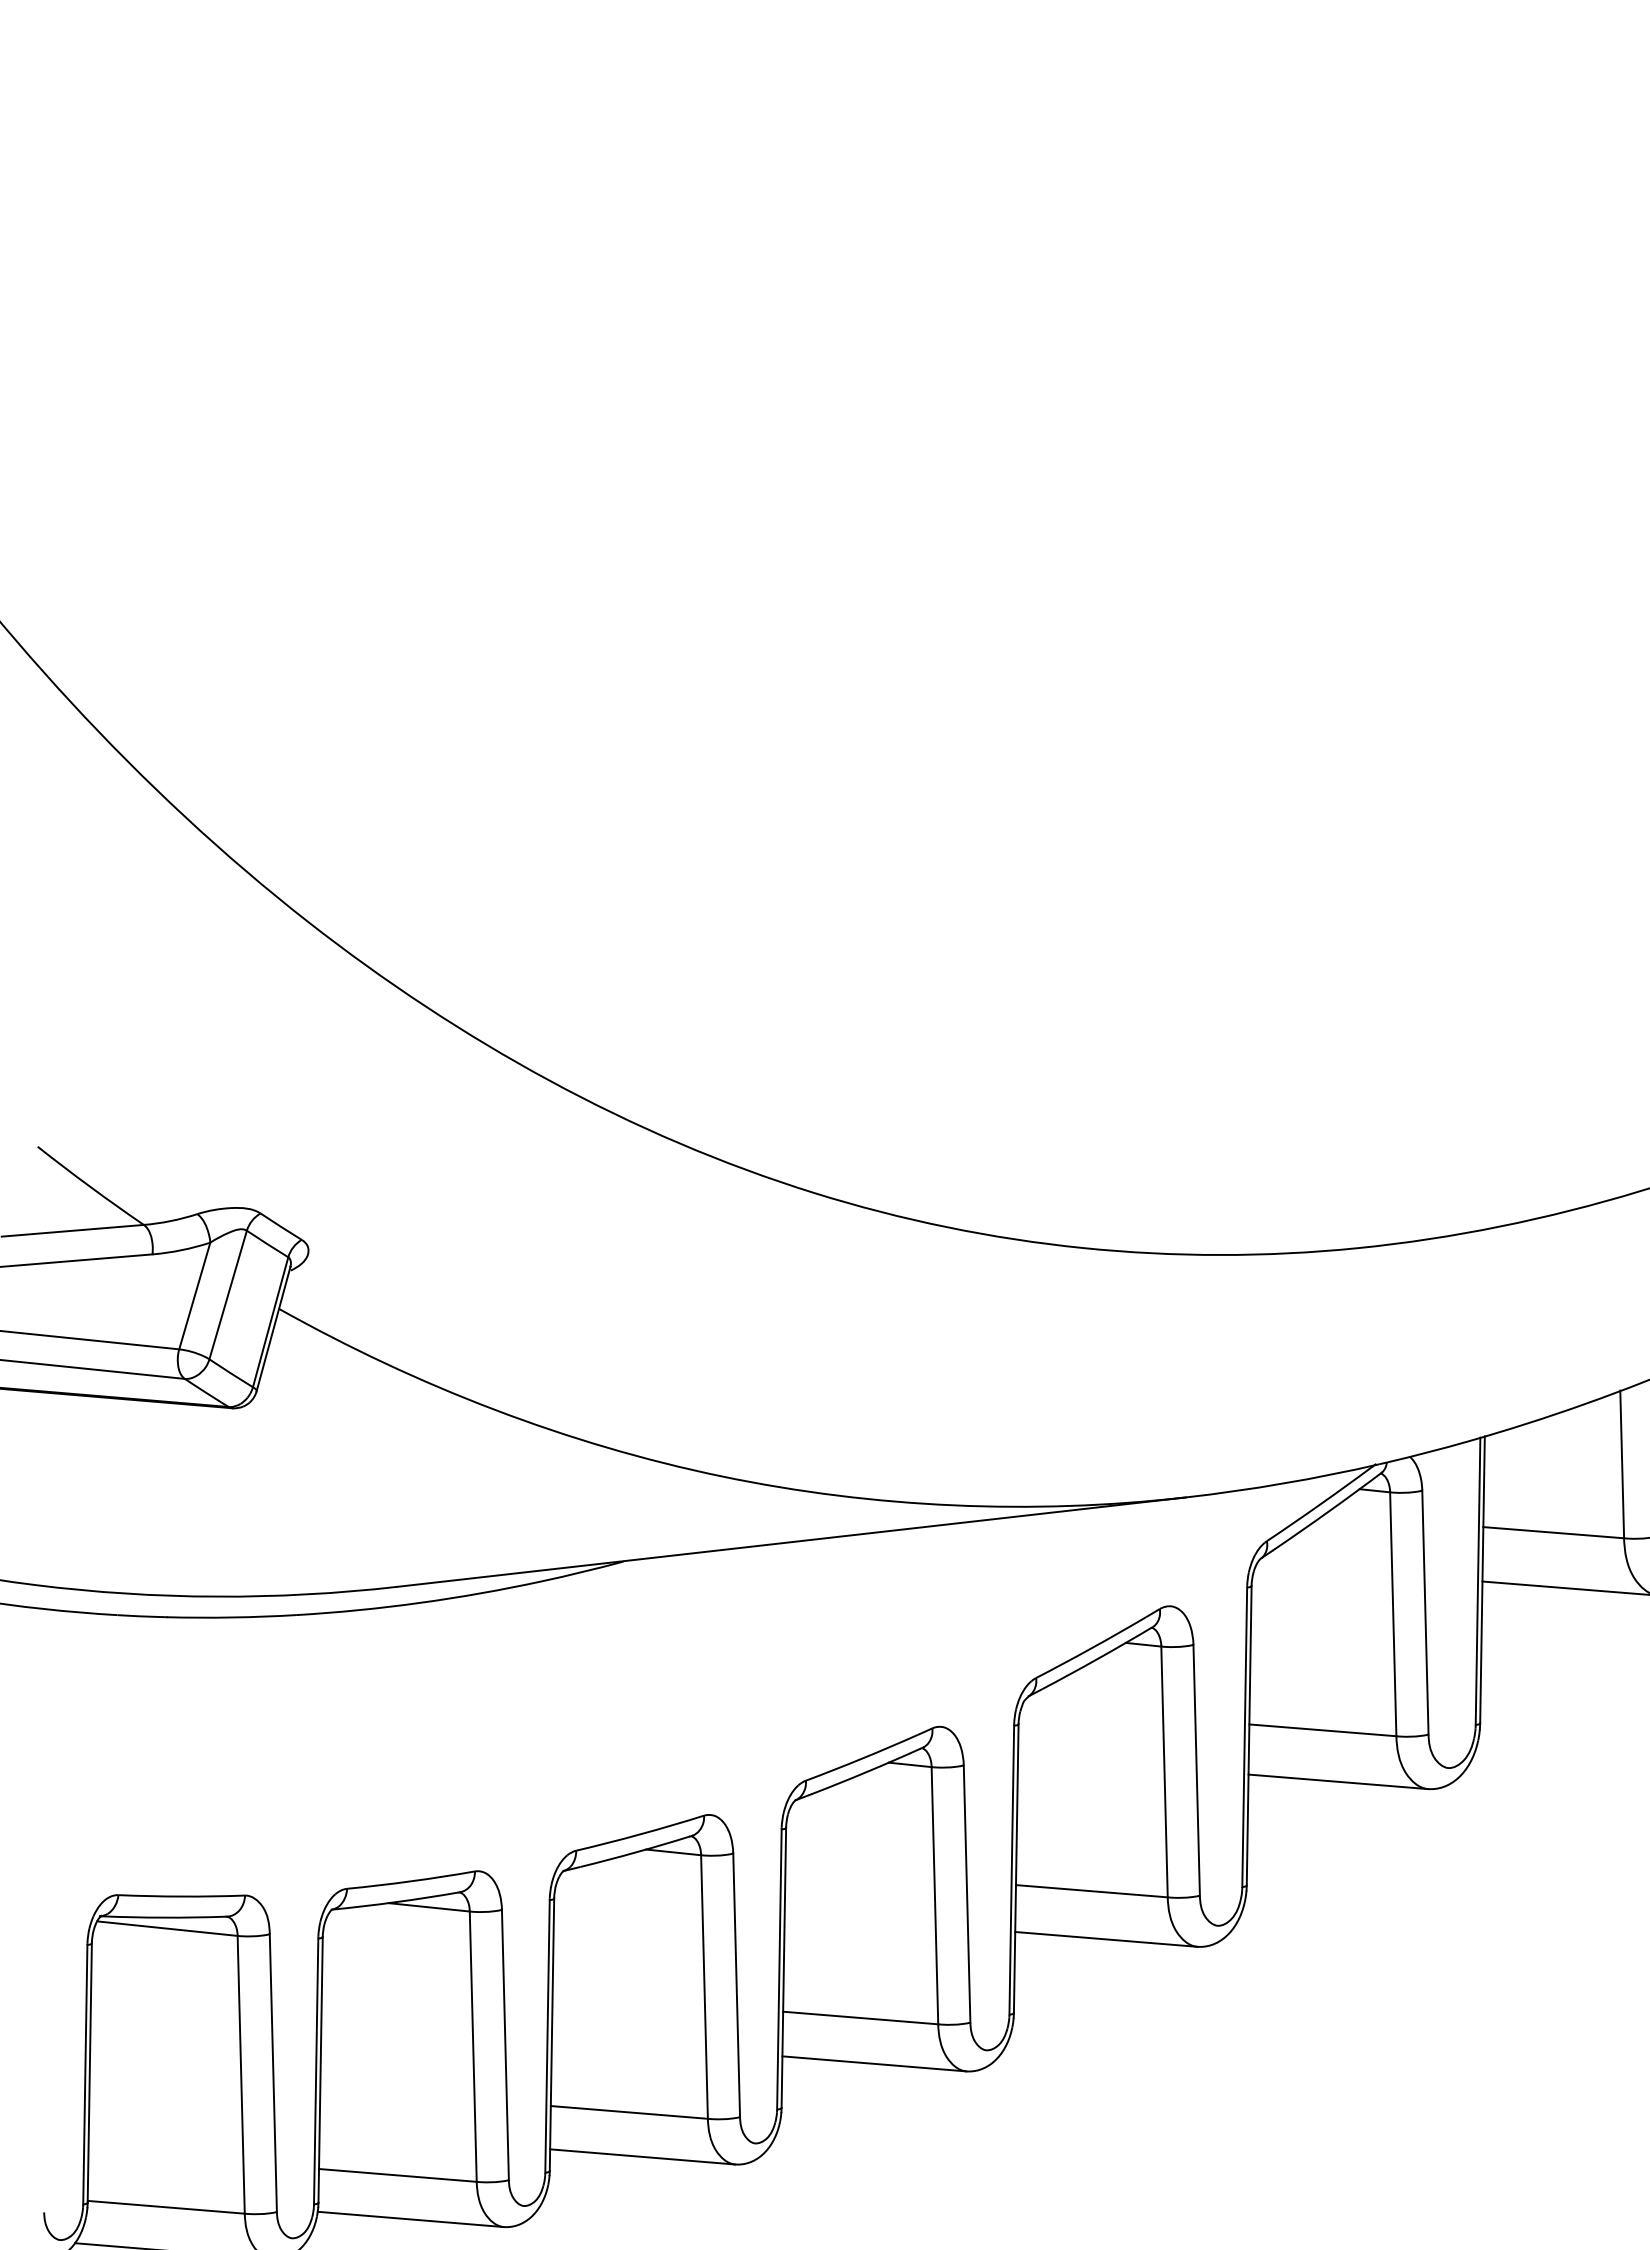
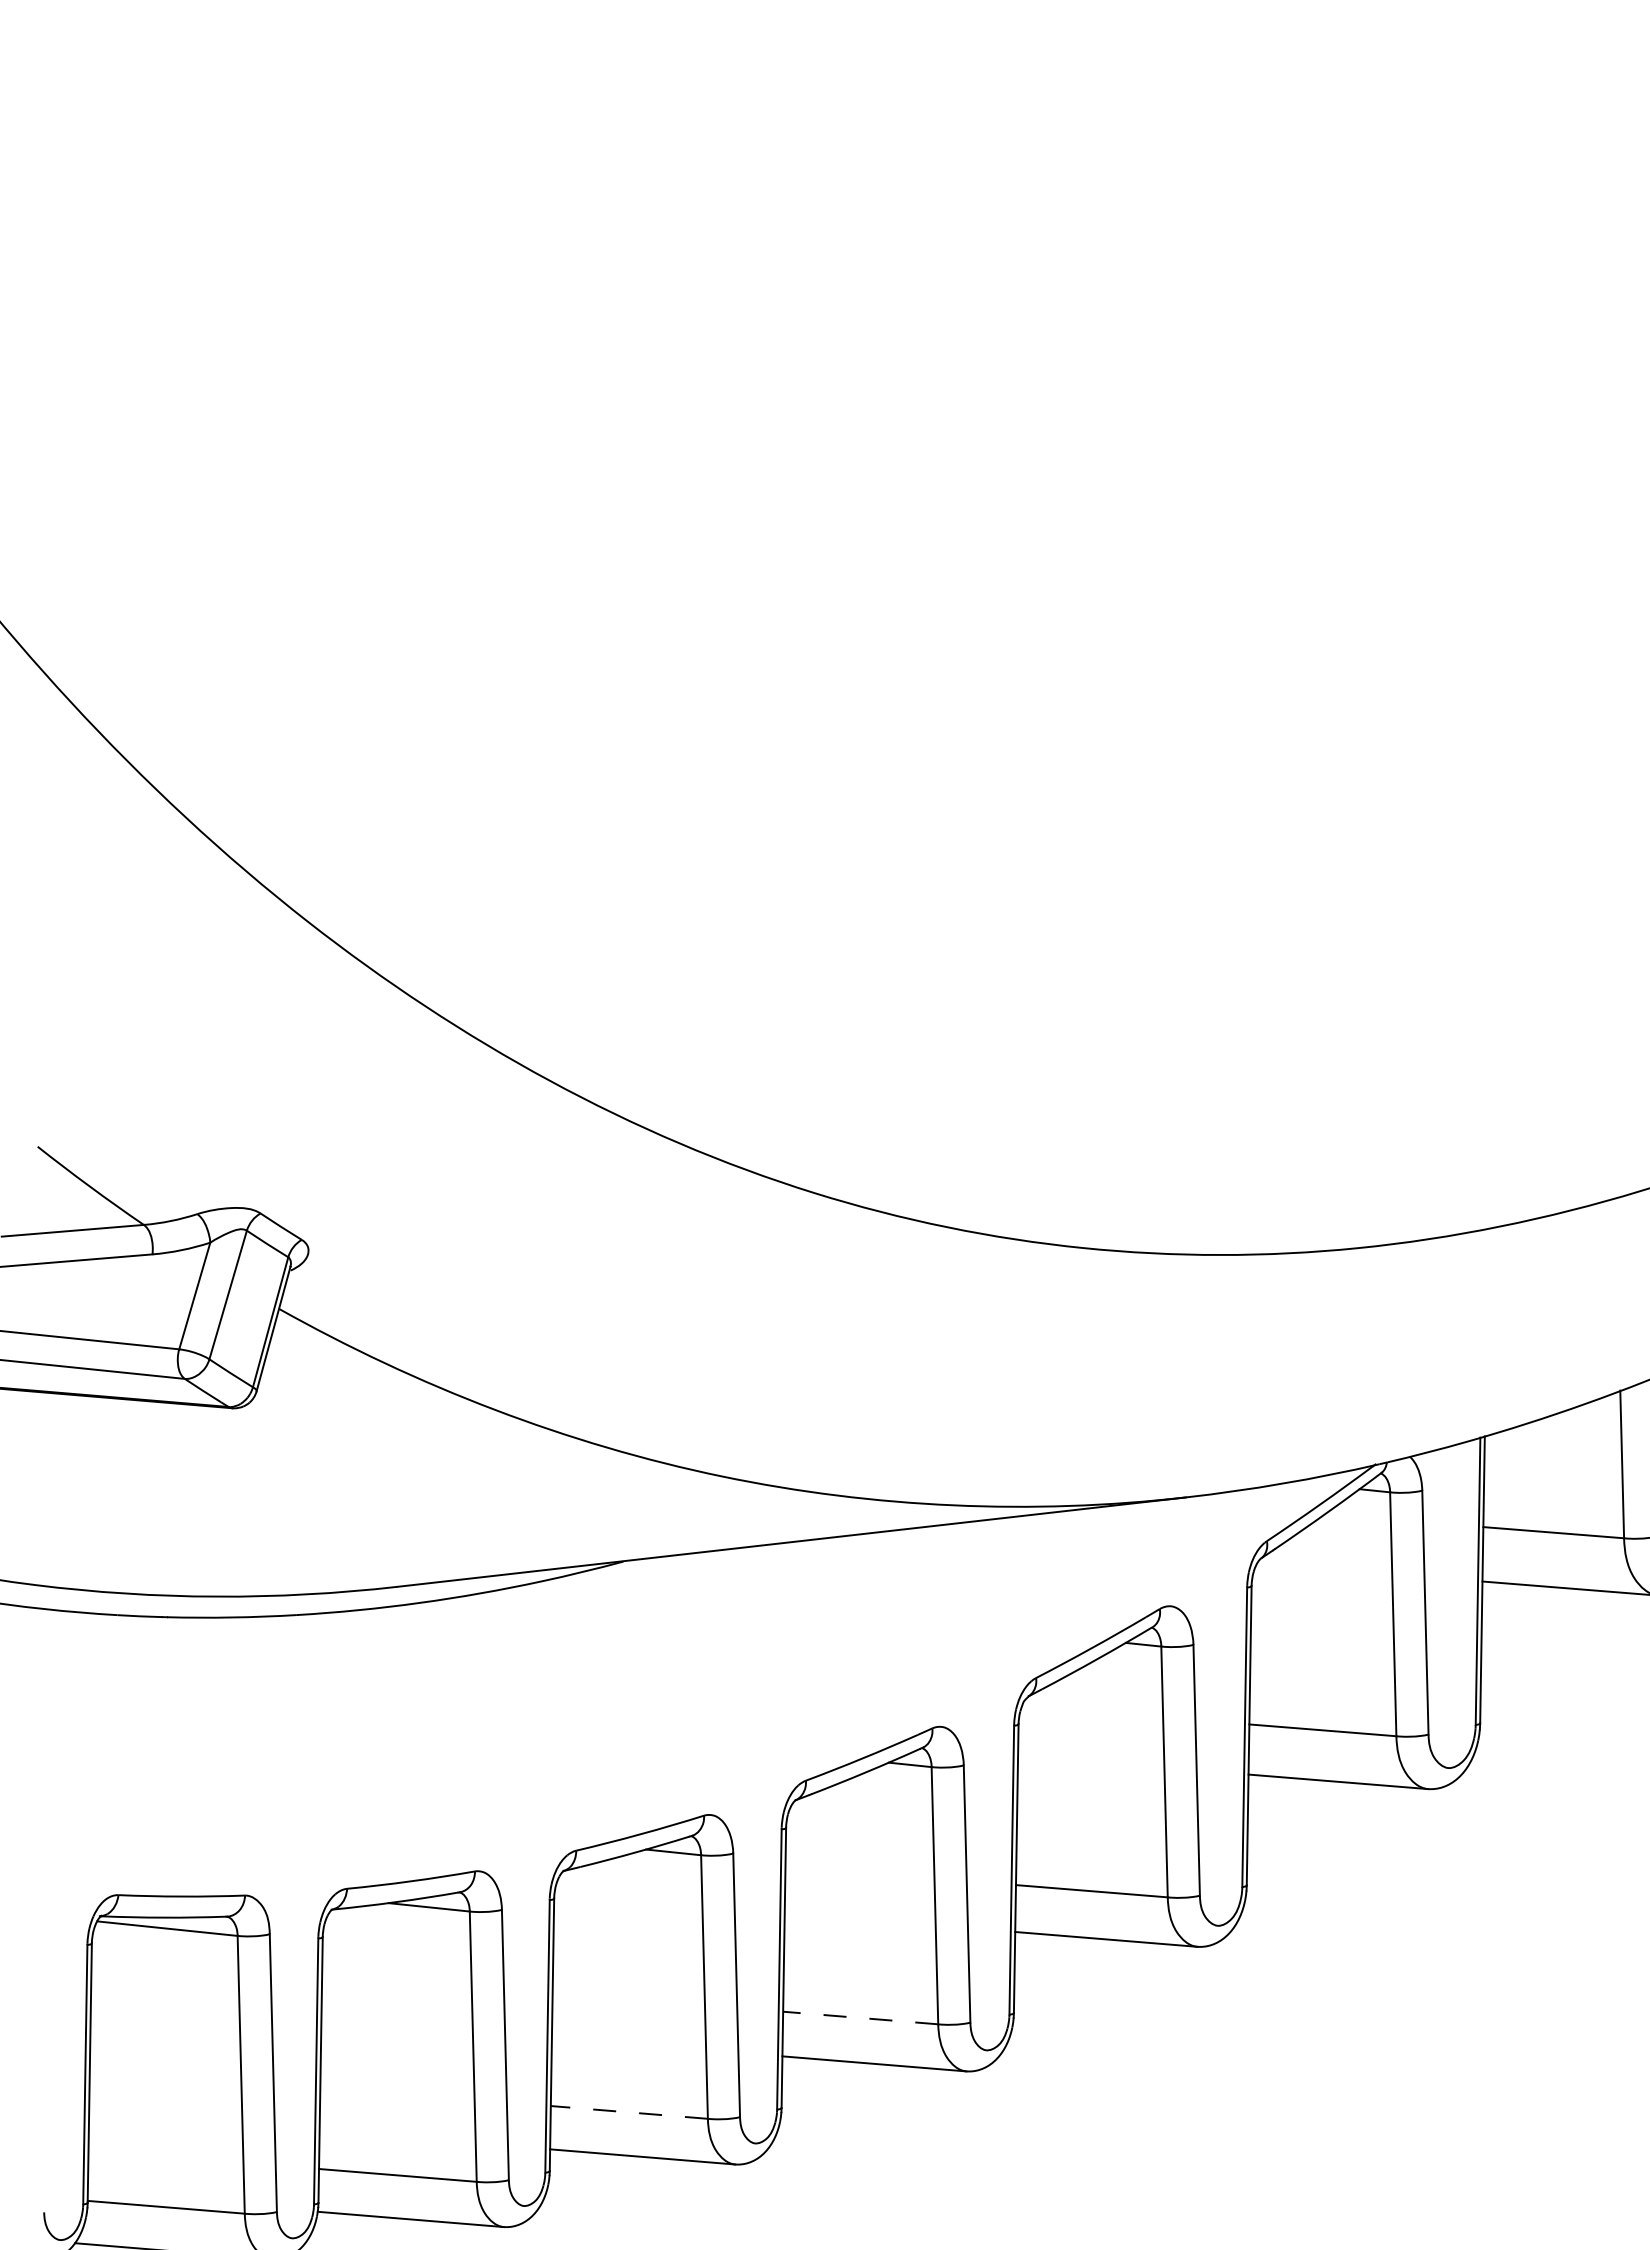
line: solid -> dashed (860, 2018)
line: solid -> dashed (629, 2112)
